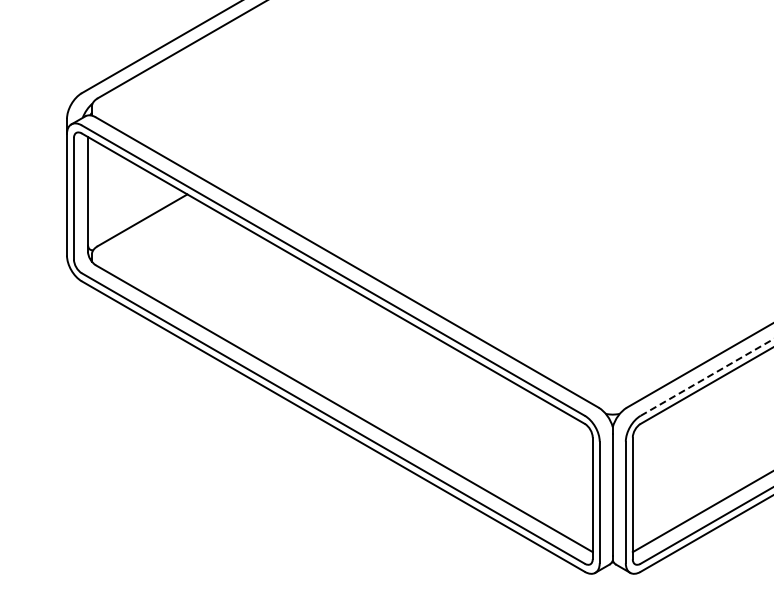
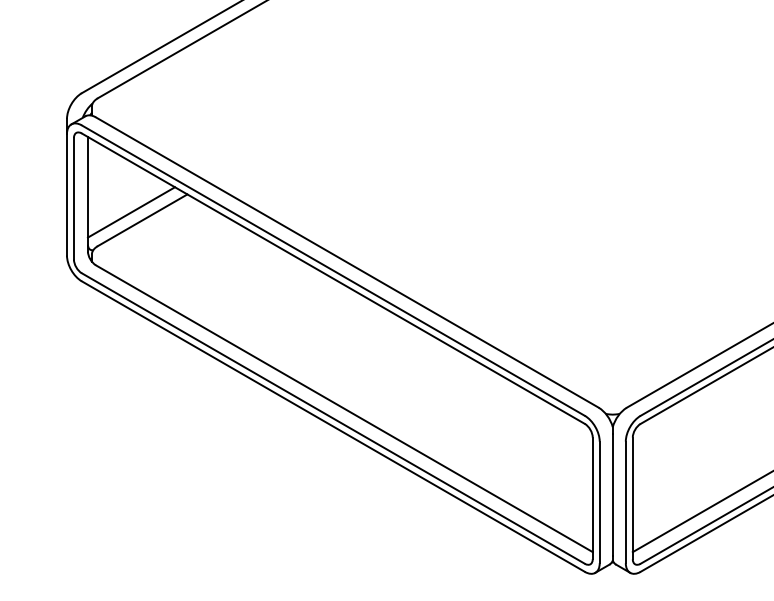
line: none -> present (131, 212)
line: dashed -> solid (707, 377)
